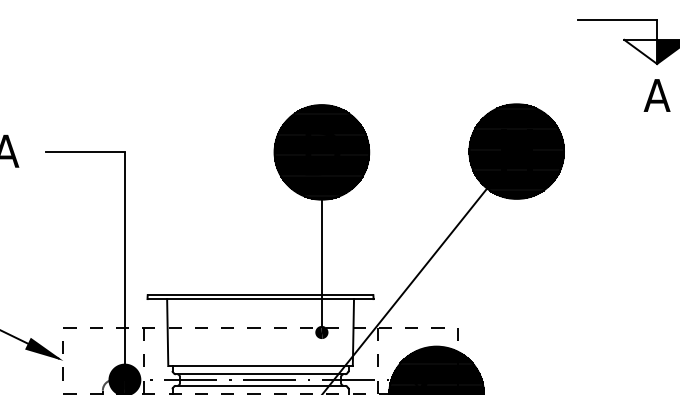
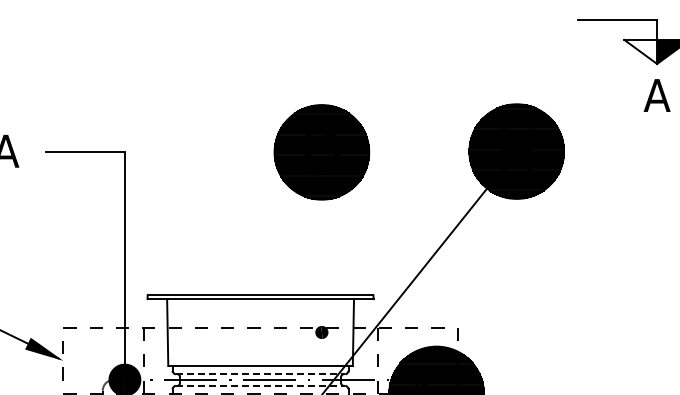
line: present -> none (321, 263)
line: solid -> dashed (260, 374)
line: solid -> dashed (260, 385)
